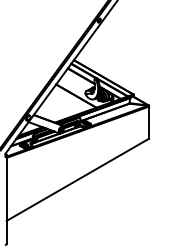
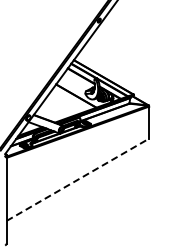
line: solid -> dashed (78, 179)
